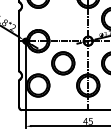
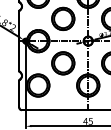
part: none -> present (63, 18)
